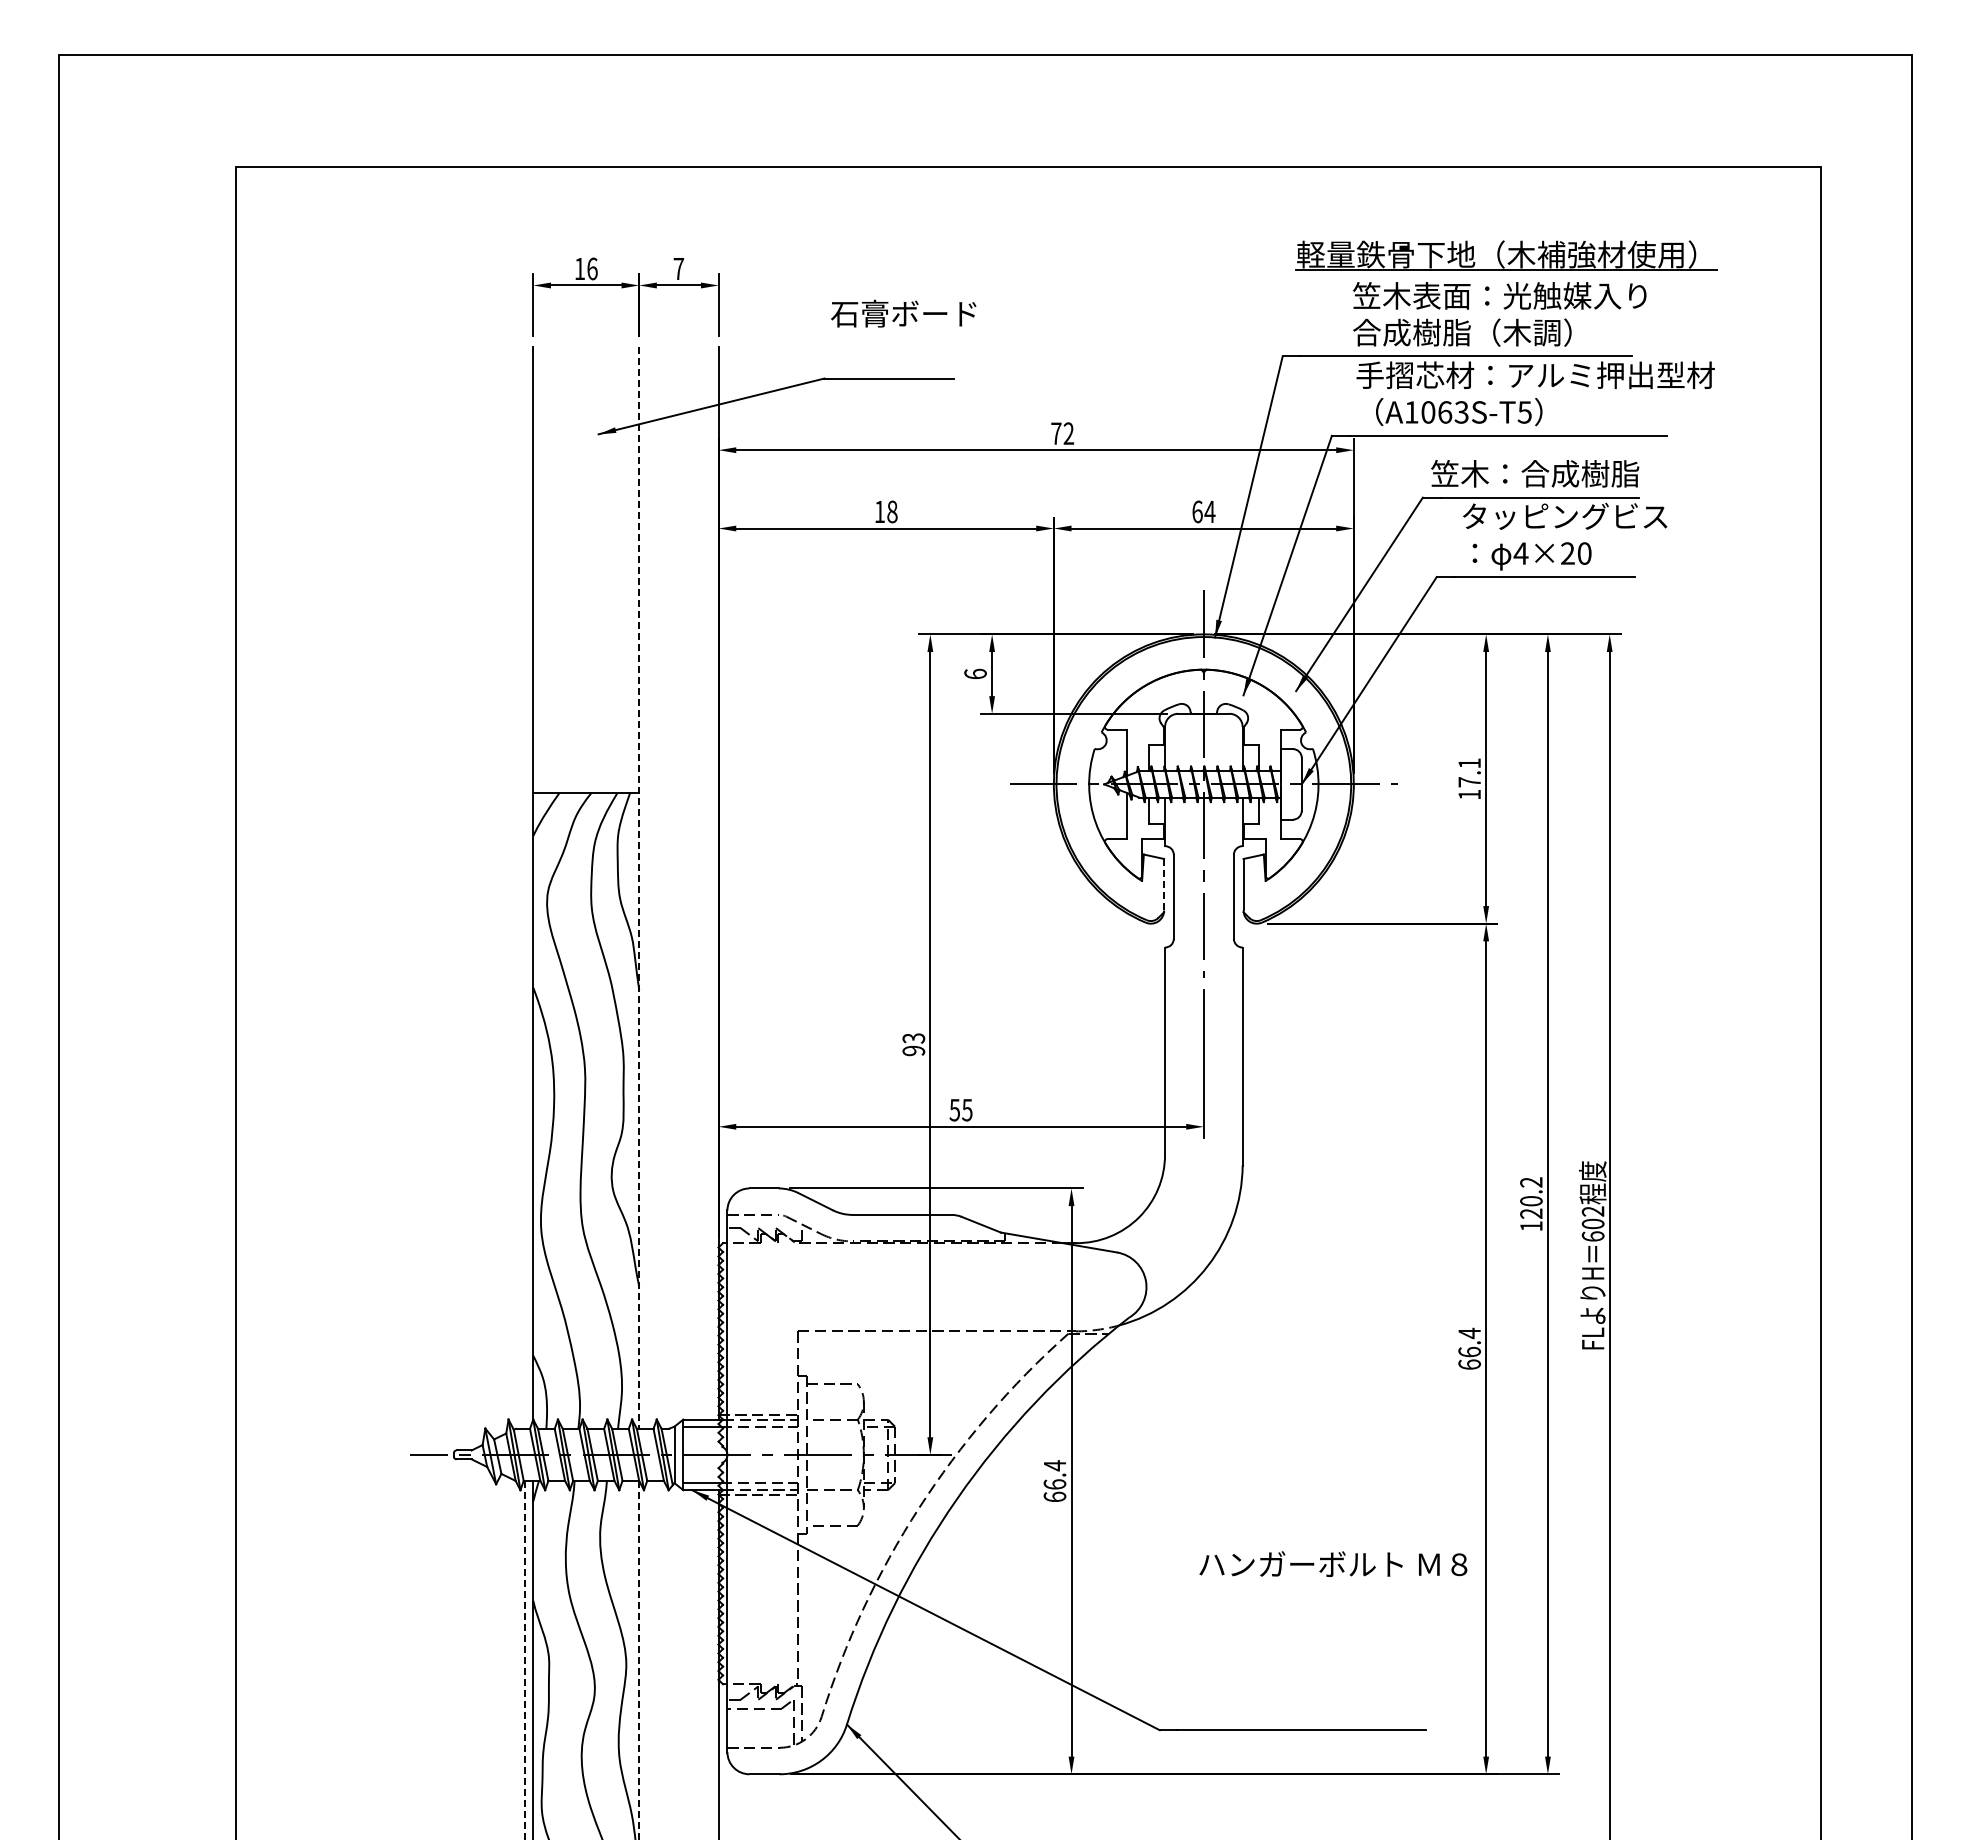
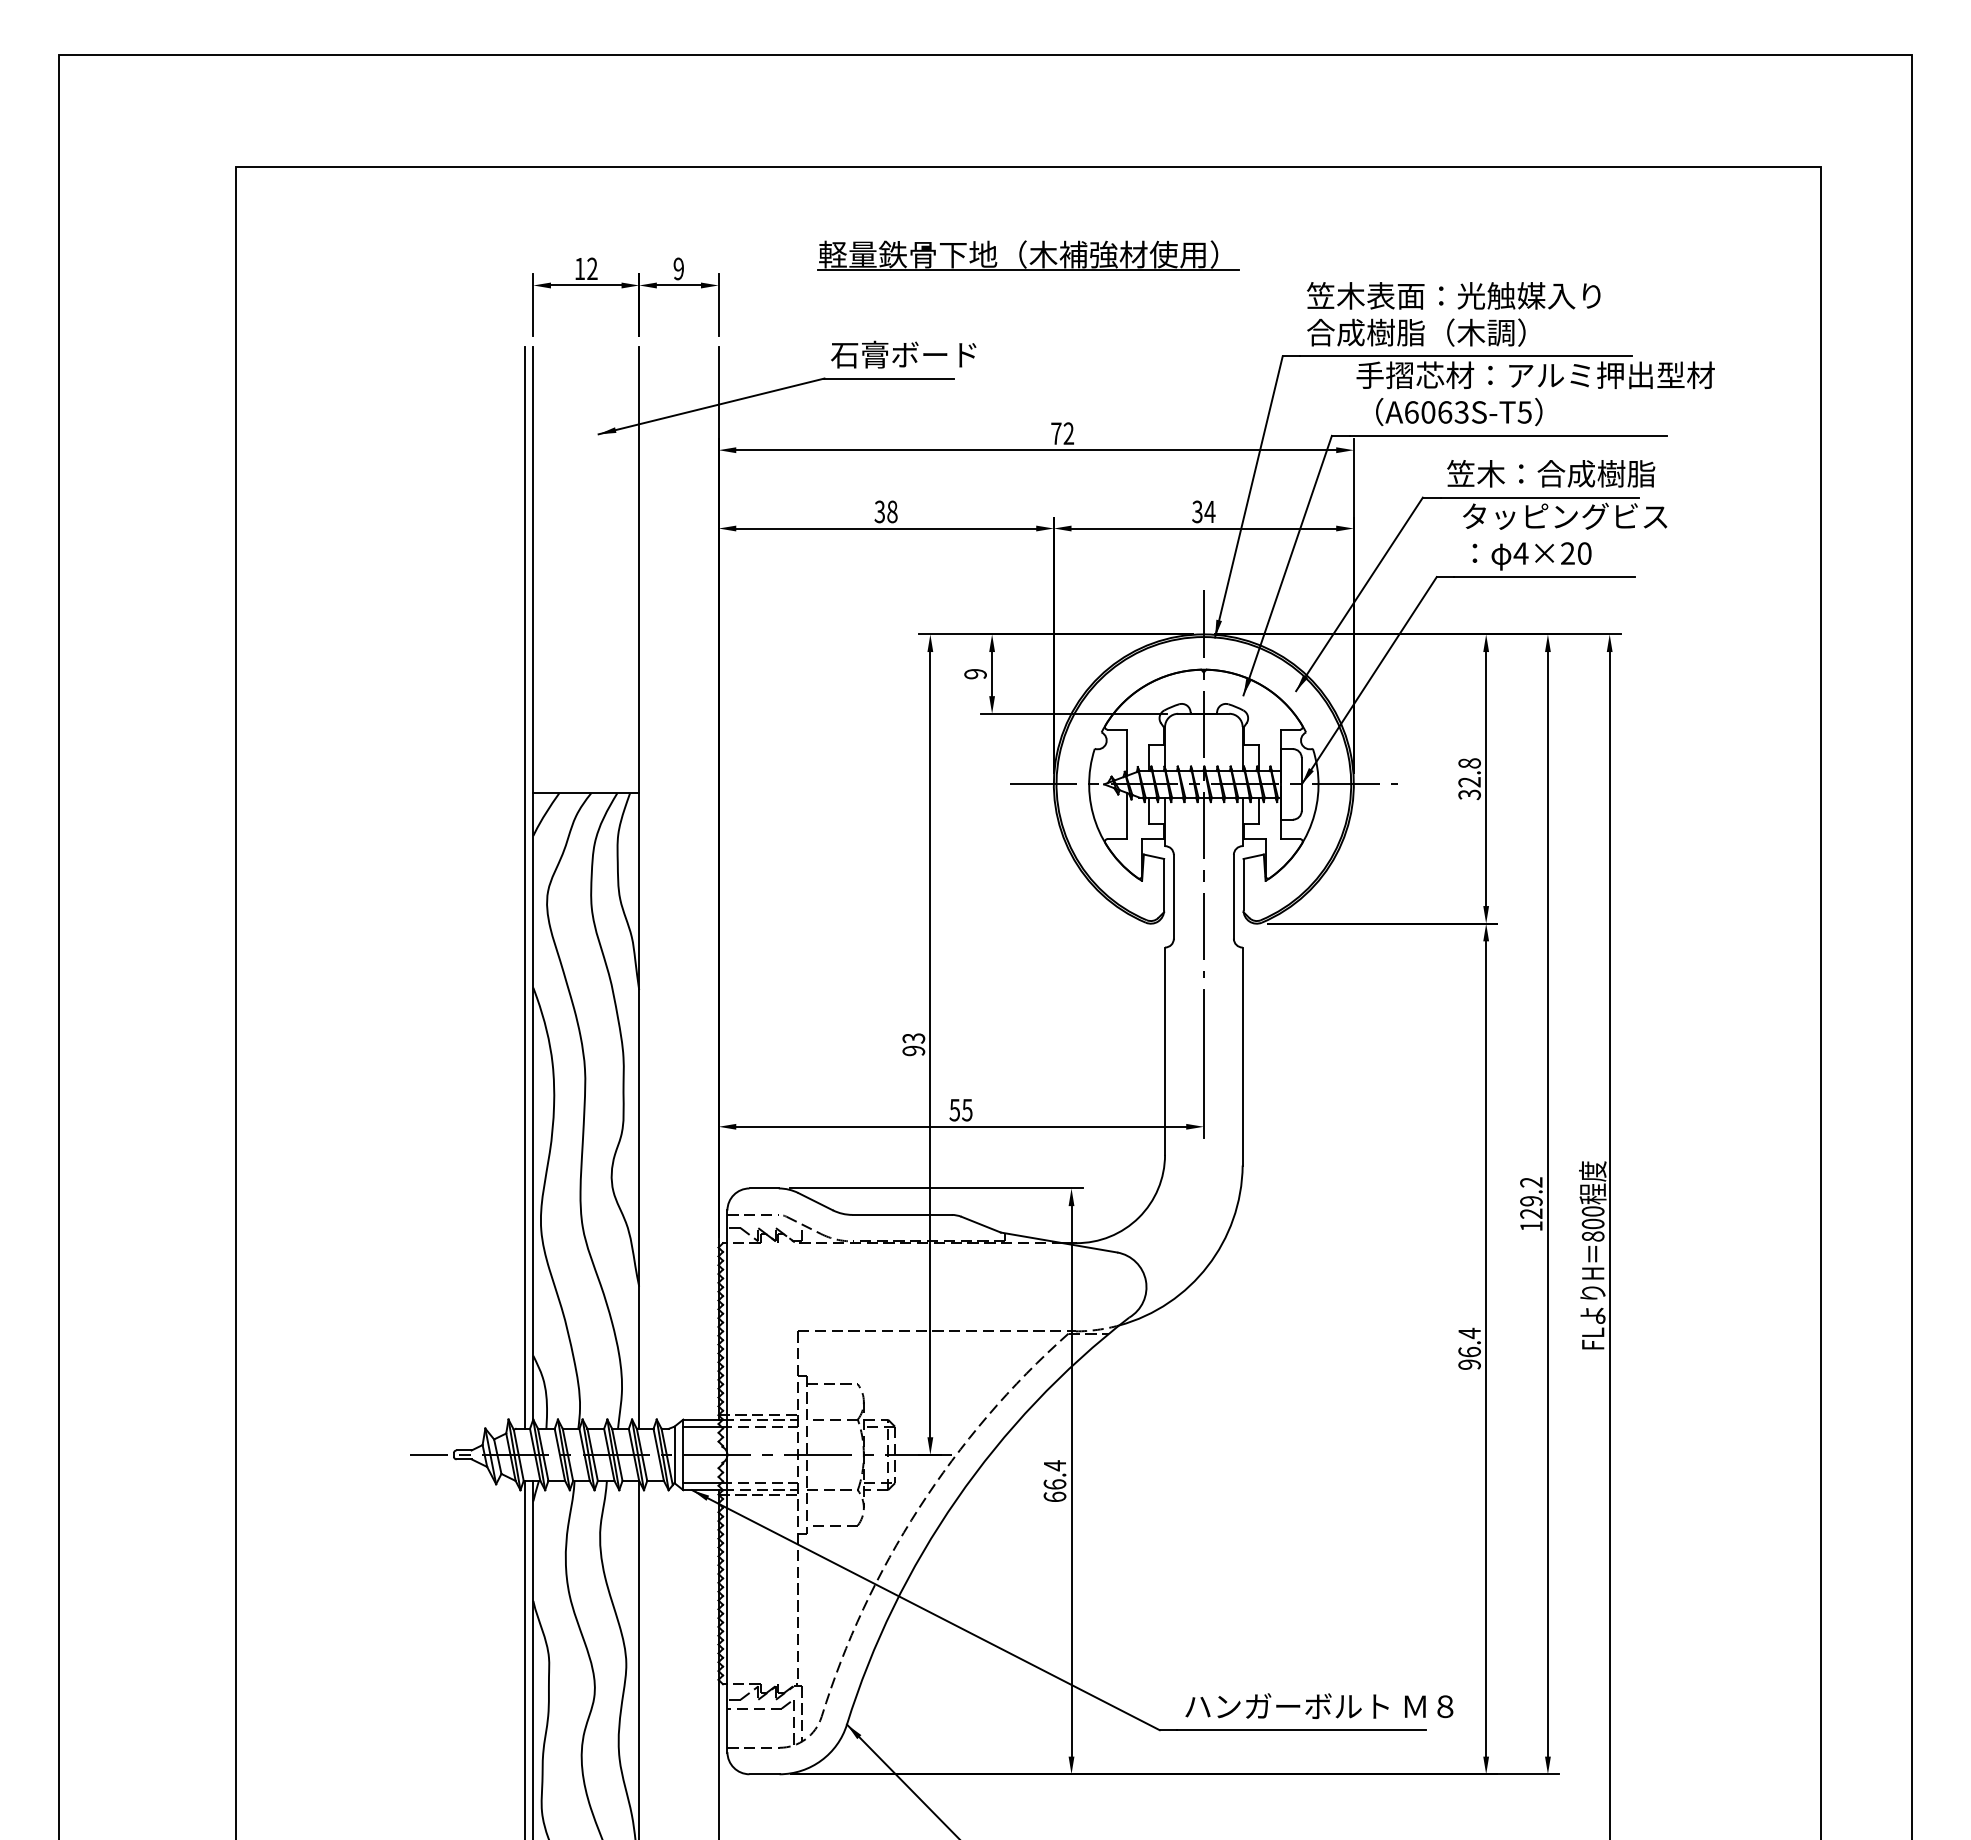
part position: (1506, 255) -> (1028, 255) (1028, 255)
text: 16 -> 12 (592, 268)
text: 7 -> 9 (678, 268)
text position: (903, 313) -> (903, 354) (903, 354)
text position: (1499, 314) -> (1453, 314) (1453, 314)
text: A1063S-T5 -> A6063S-T5 (1411, 412)
text position: (1535, 473) -> (1551, 473) (1551, 473)
text: 18 -> 38 (879, 511)
text: 64 -> 34 (1197, 511)
text: 6 -> 9 (975, 673)
text: 17.1 -> 32.8 (1469, 779)
line: dashed -> solid (1164, 884)
line: none -> present (524, 887)
line: dashed -> solid (639, 888)
text: 120.2 -> 129.2 (1531, 1201)
text: 602 -> 800 (1592, 1223)
text: 66.4 -> 96.4 (1469, 1364)
text position: (1333, 1563) -> (1319, 1705) (1319, 1705)
line: dashed -> solid (524, 1660)
line: dashed -> solid (639, 1660)
